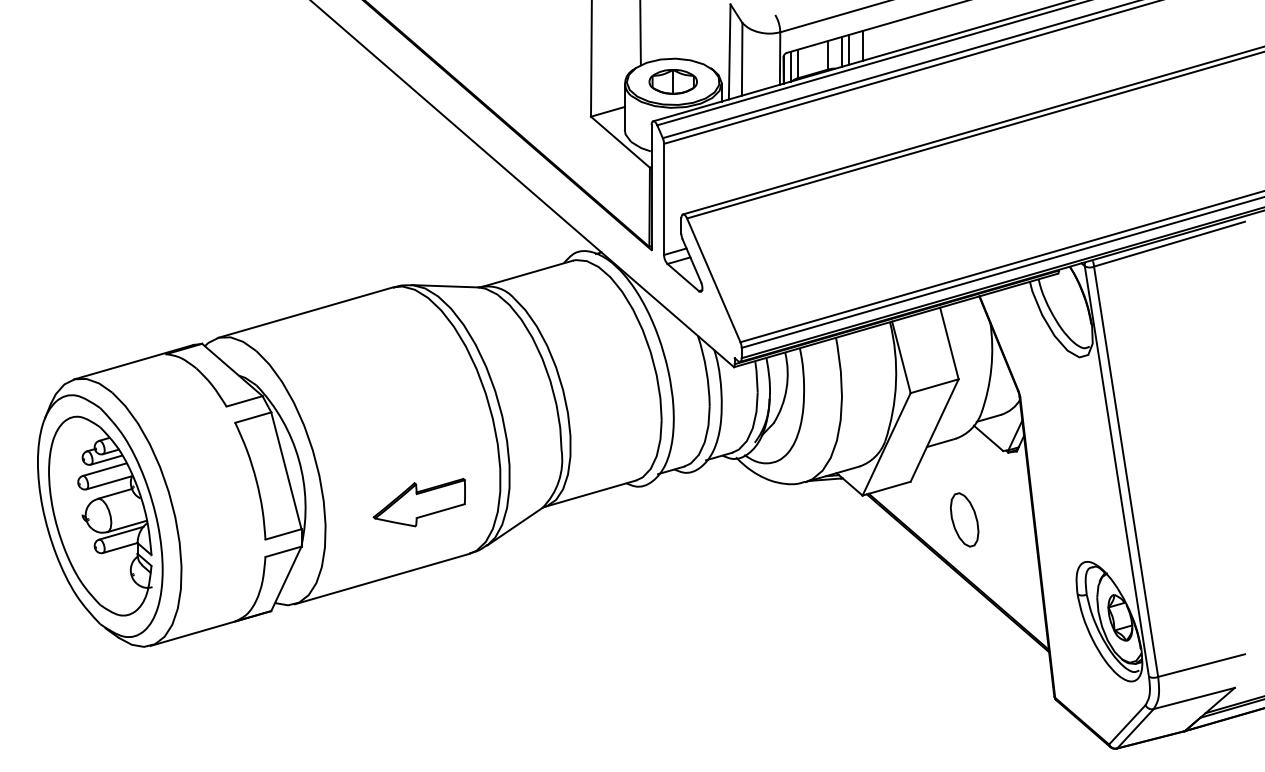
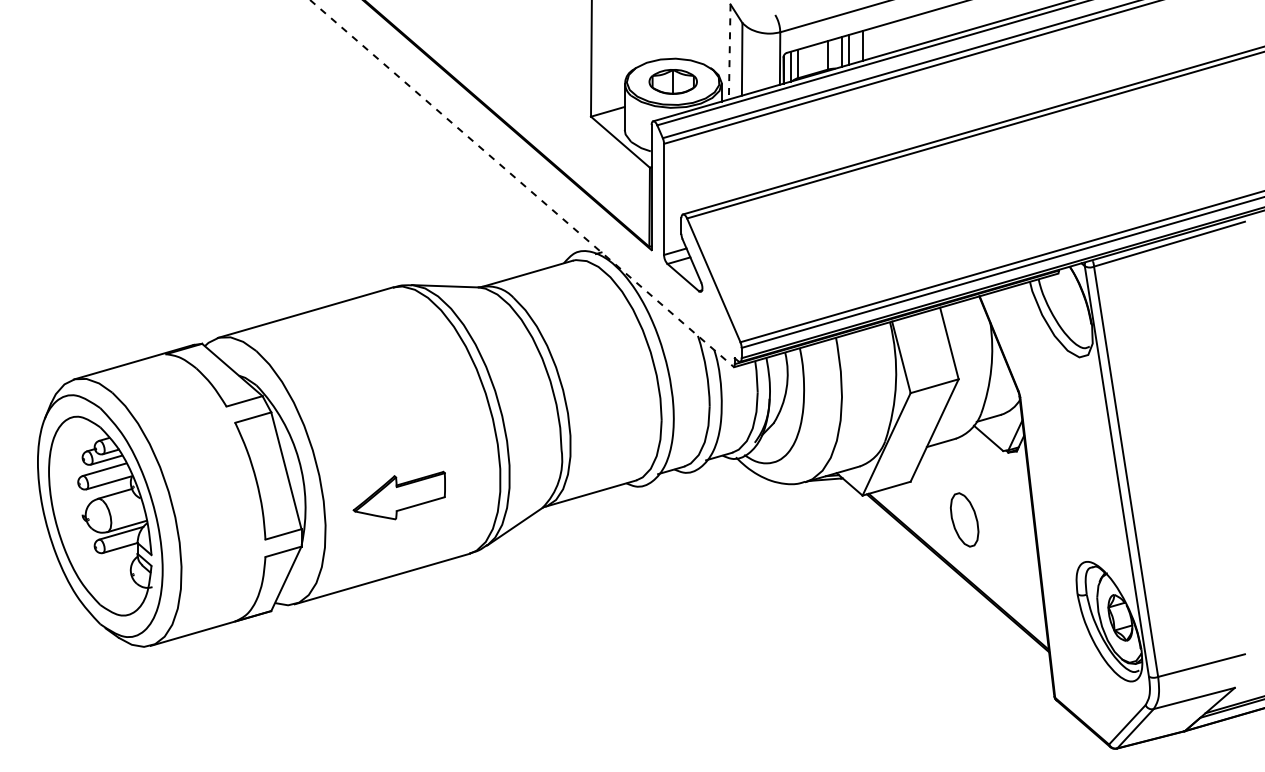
line: present -> none (640, 33)
line: solid -> dashed (729, 51)
line: solid -> dashed (522, 184)
part position: (418, 502) -> (398, 495) (398, 495)
